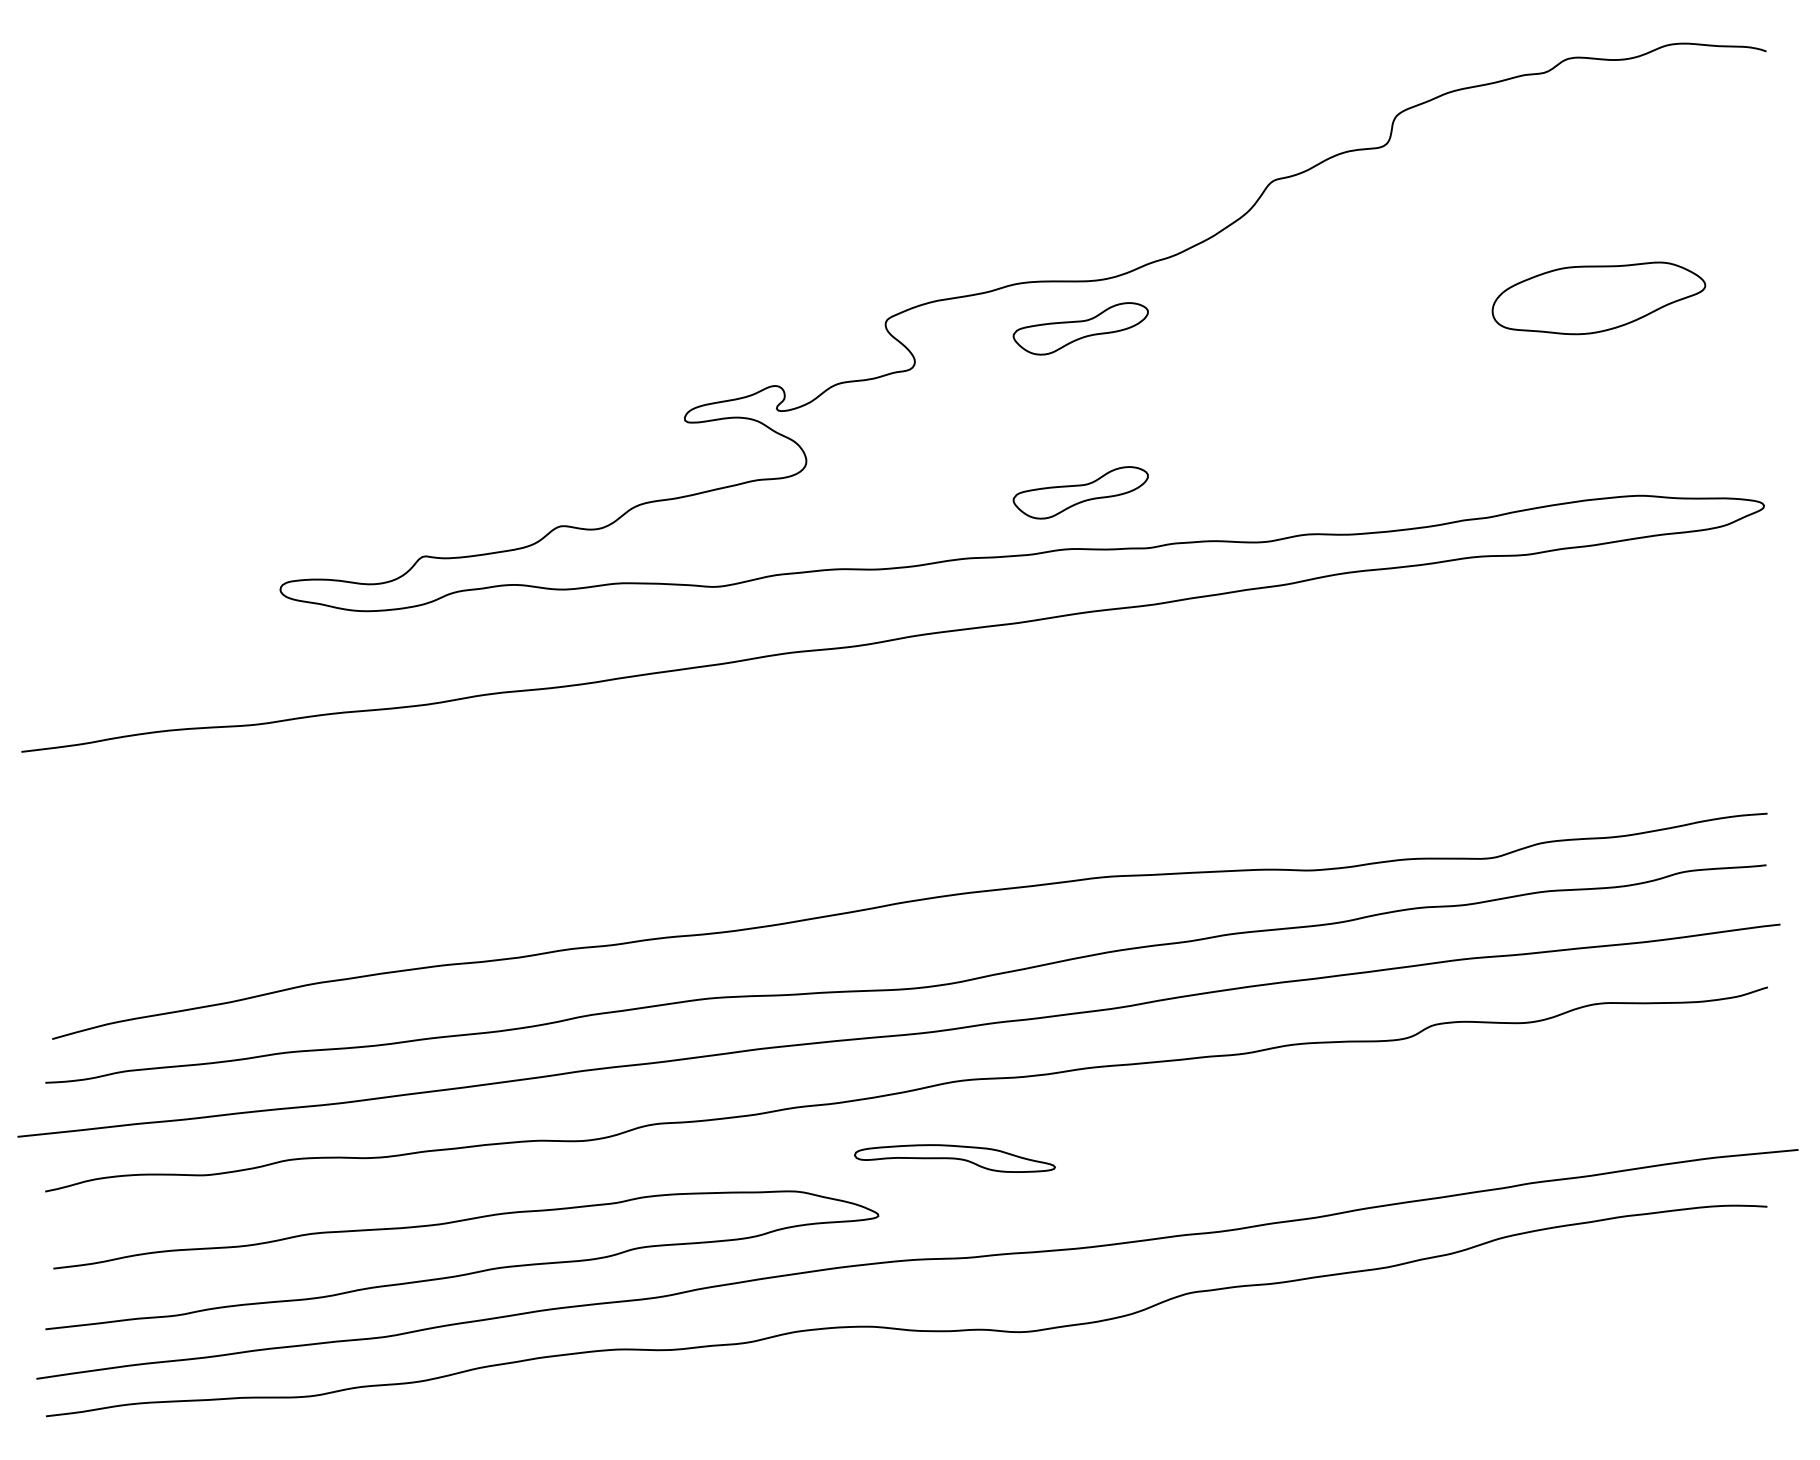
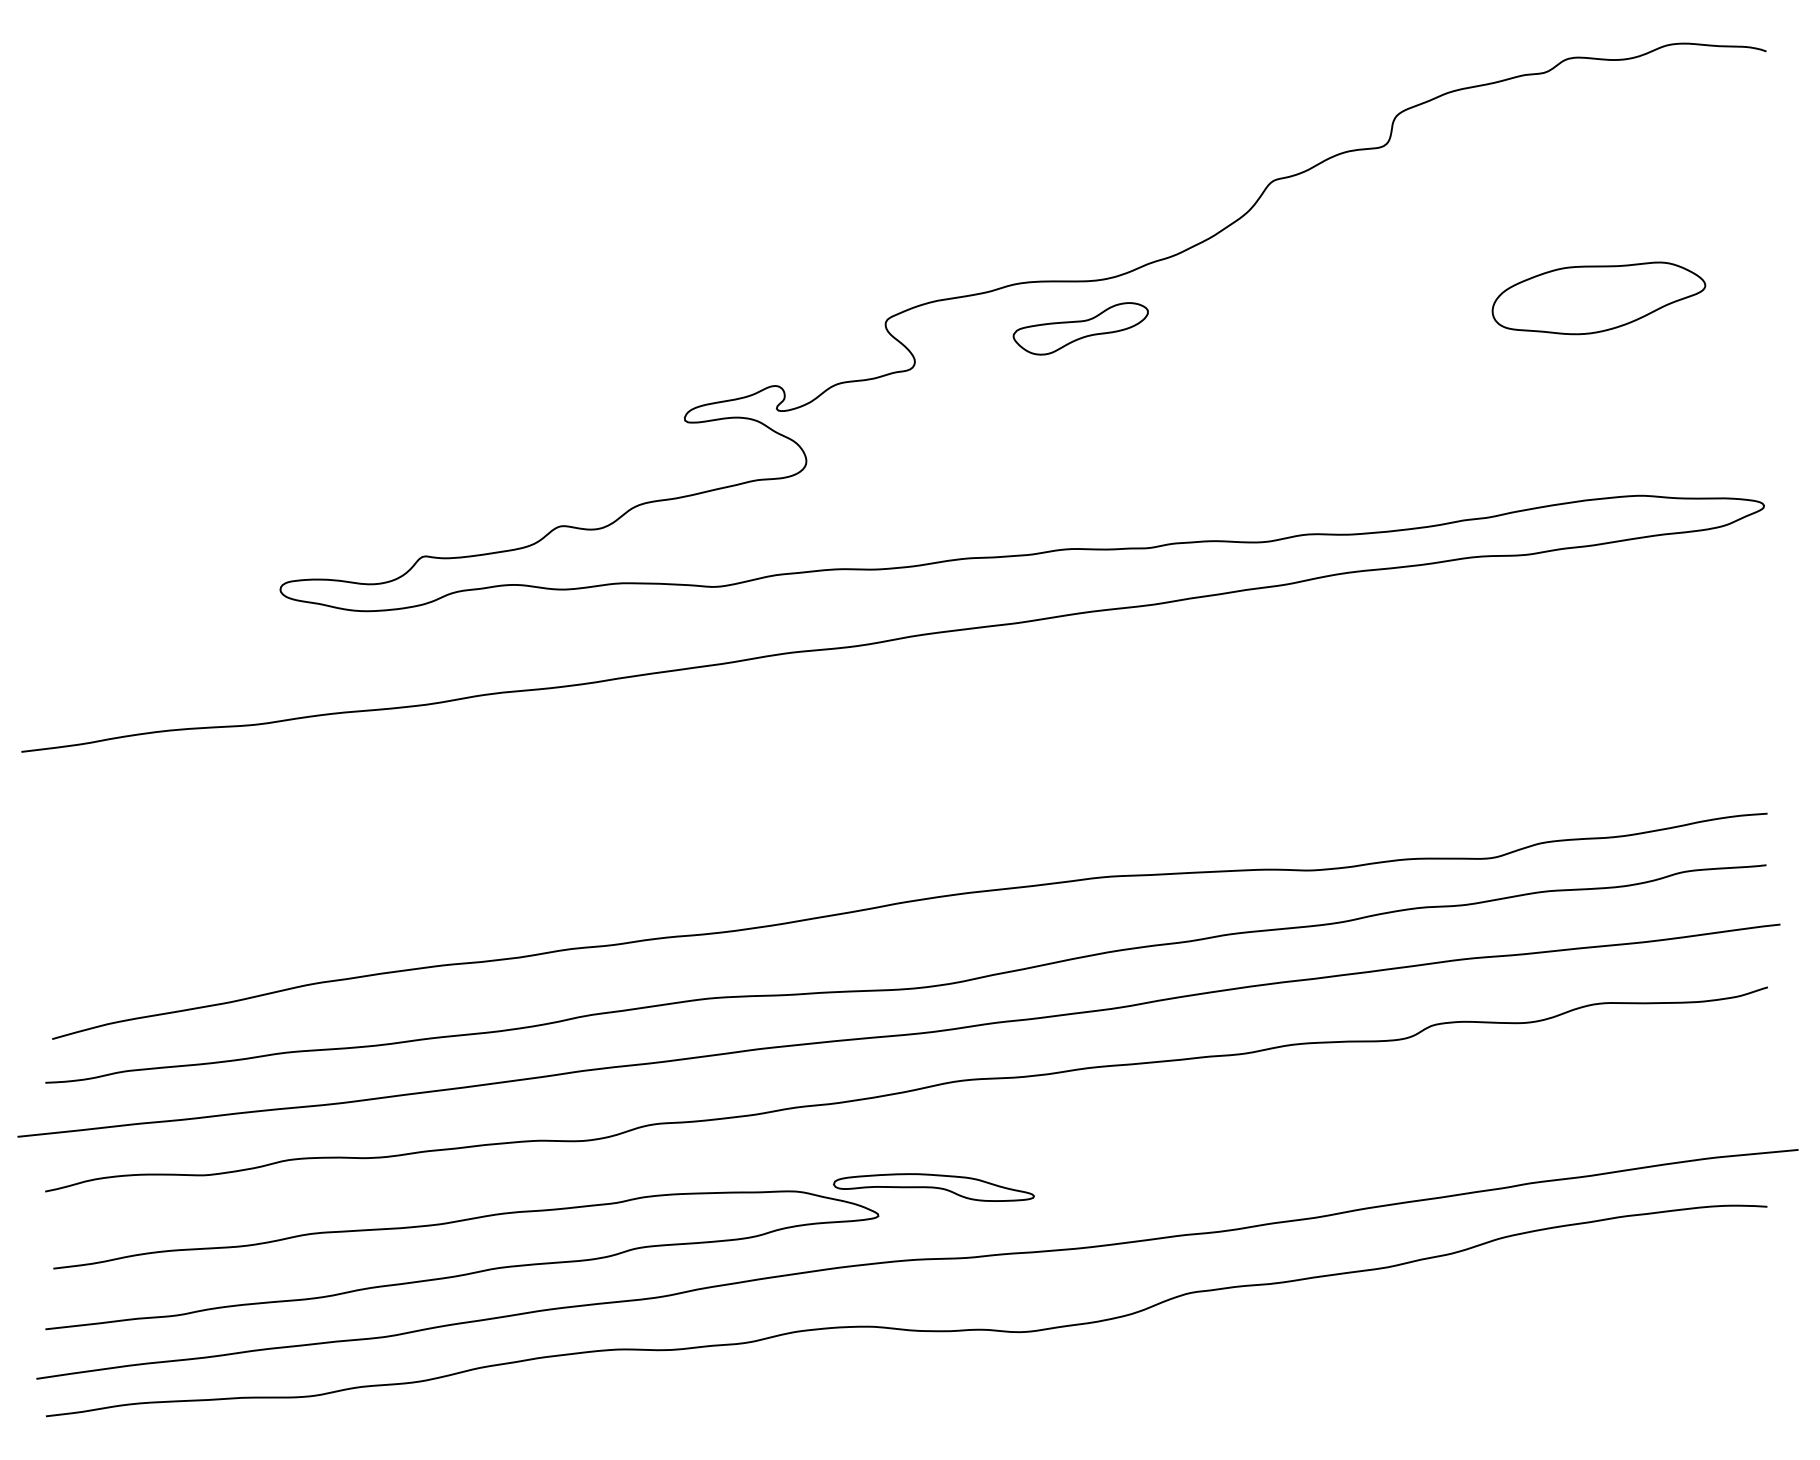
part: present -> none (1080, 492)
part position: (954, 1158) -> (933, 1187) (933, 1187)
